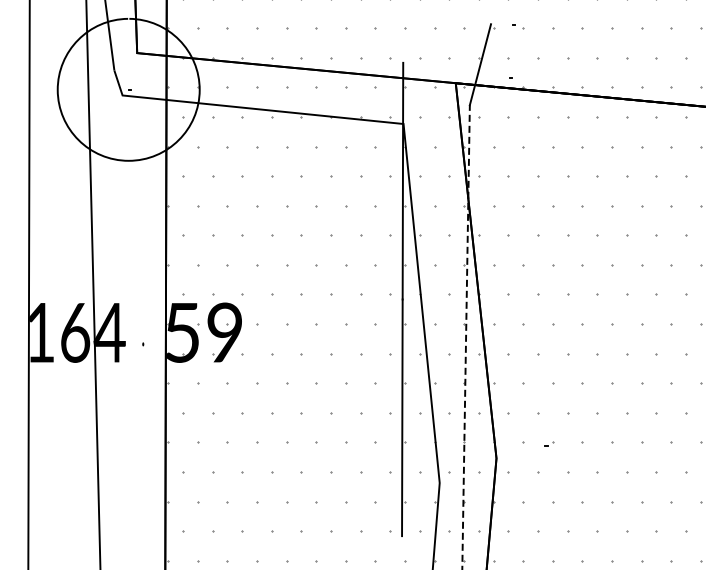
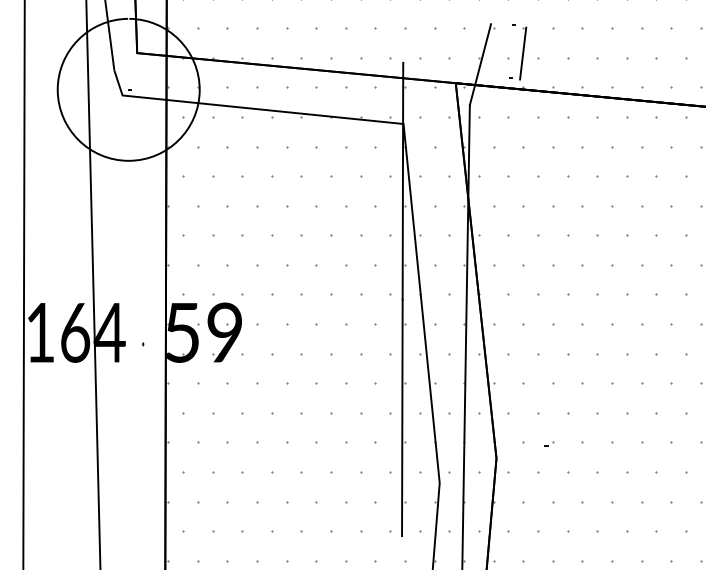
line: none -> present (523, 53)
line position: (28, 284) -> (23, 284) (23, 284)
line: dashed -> solid (466, 337)
